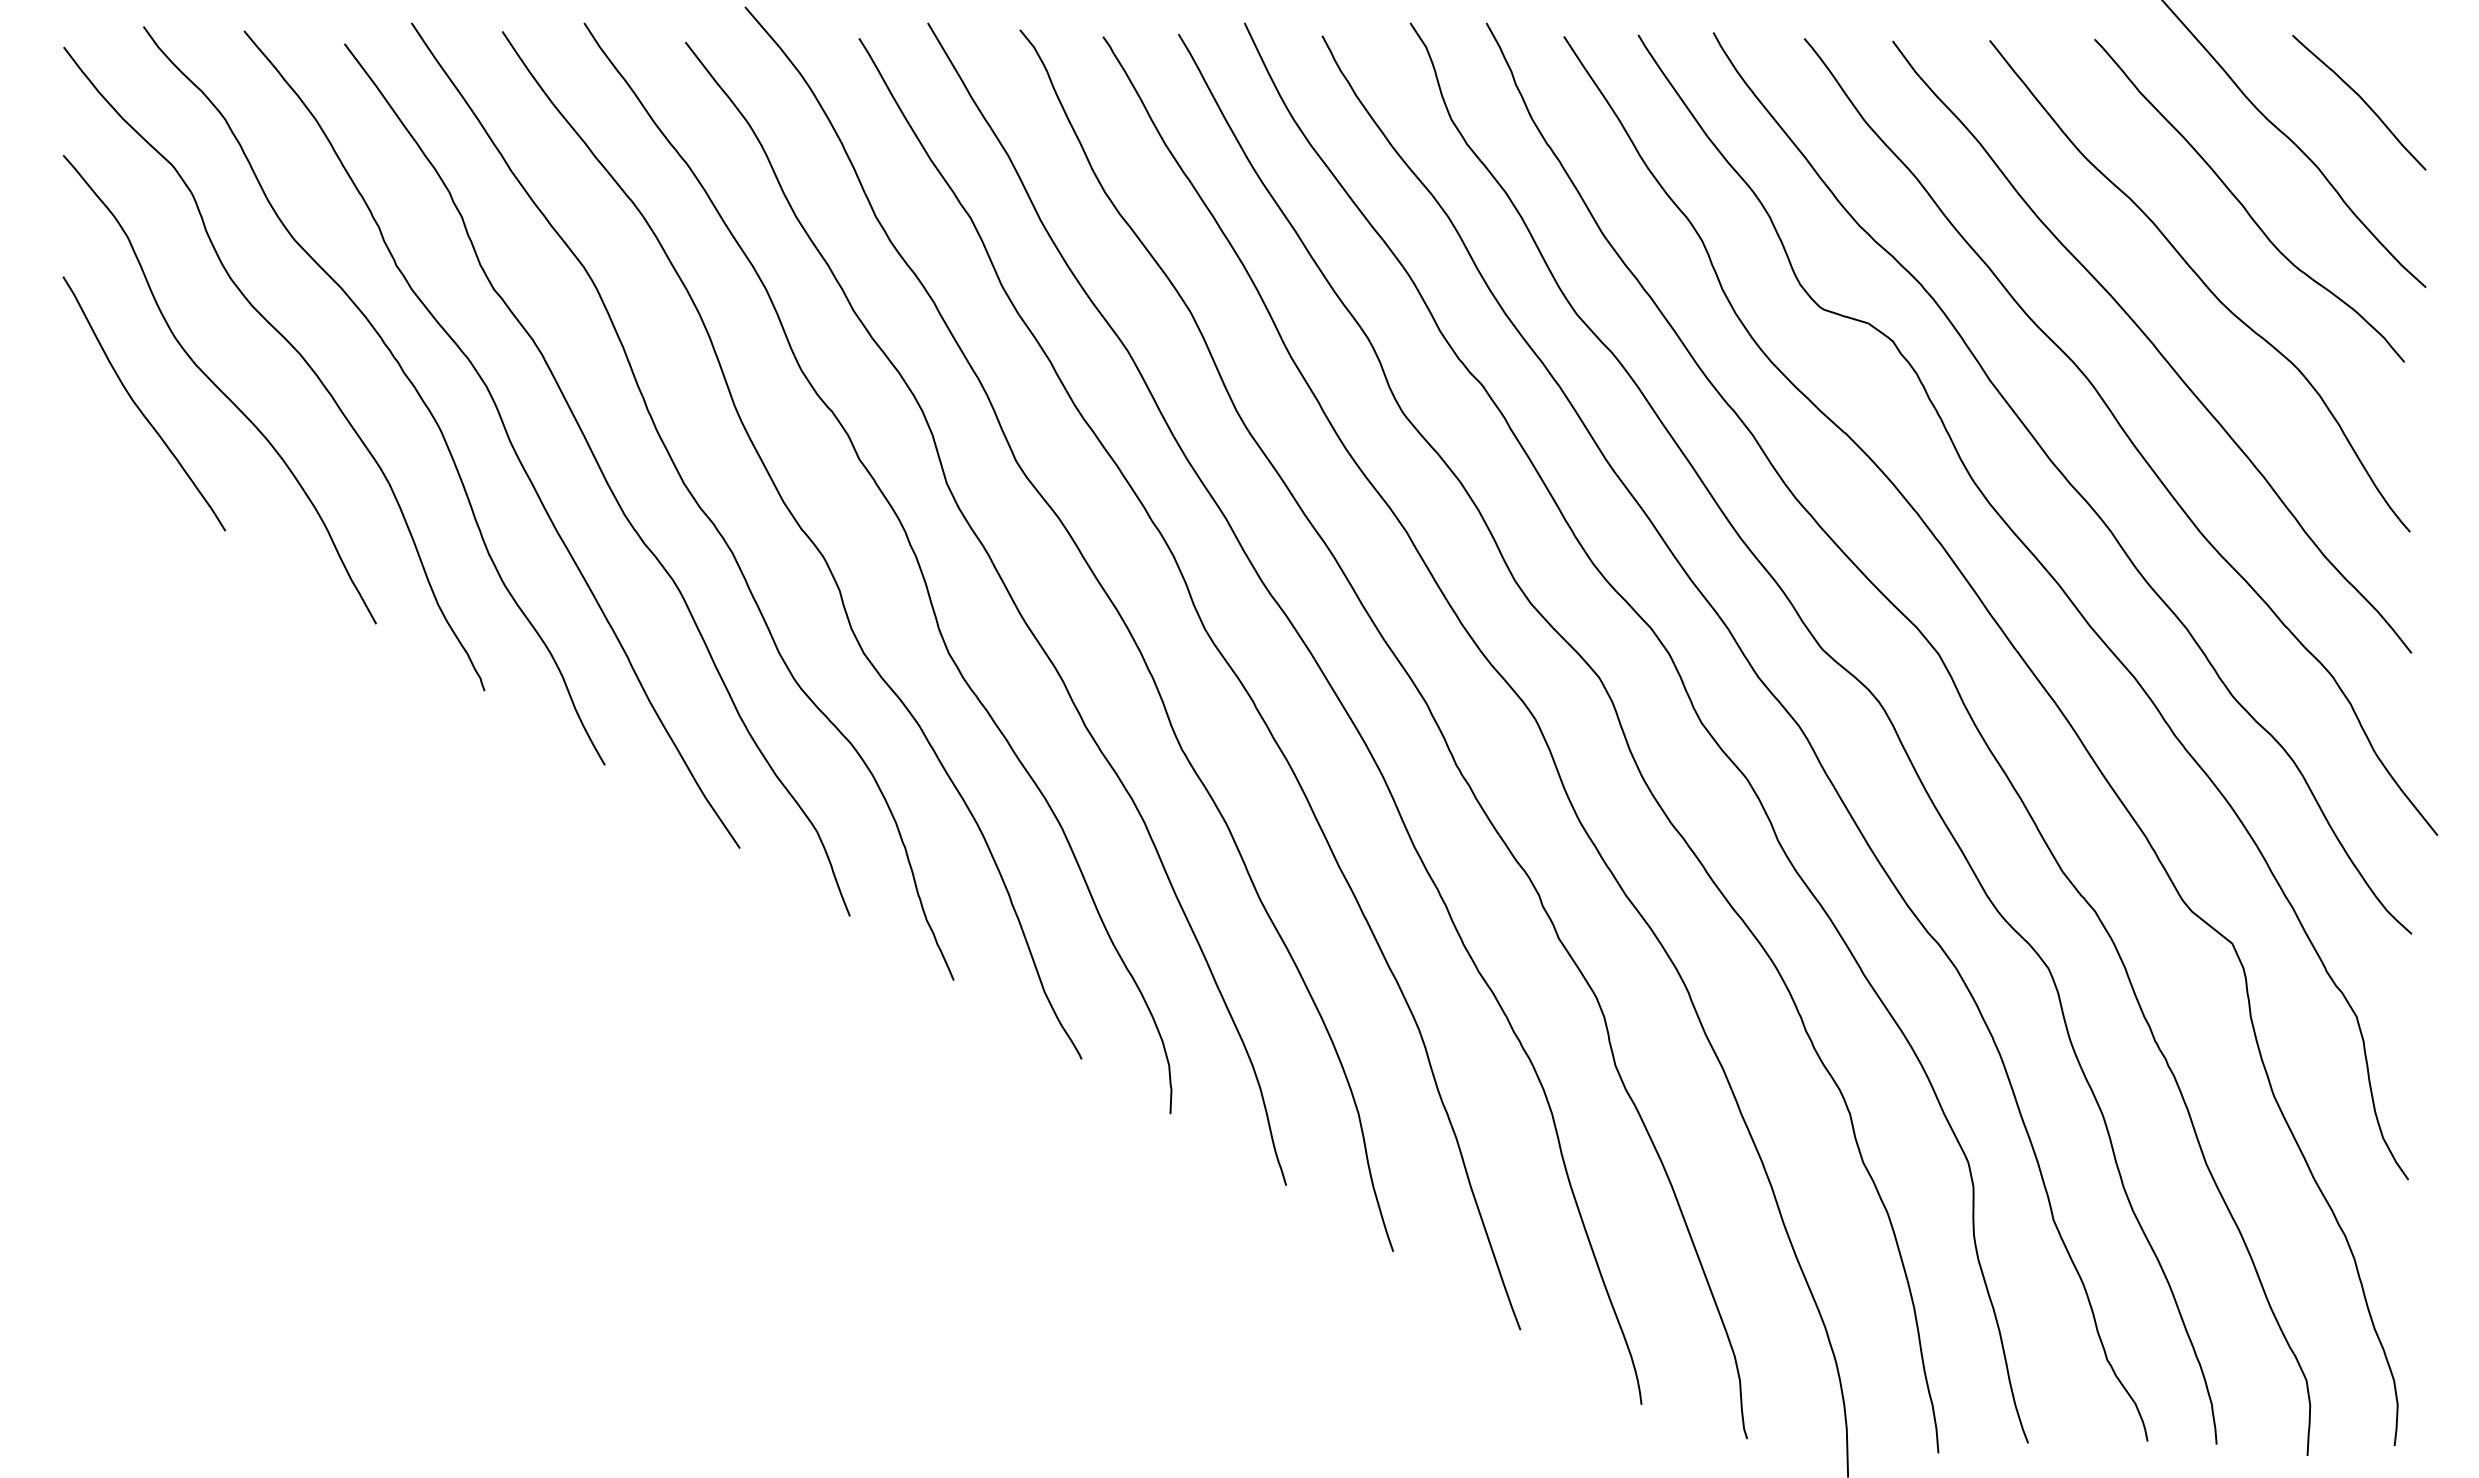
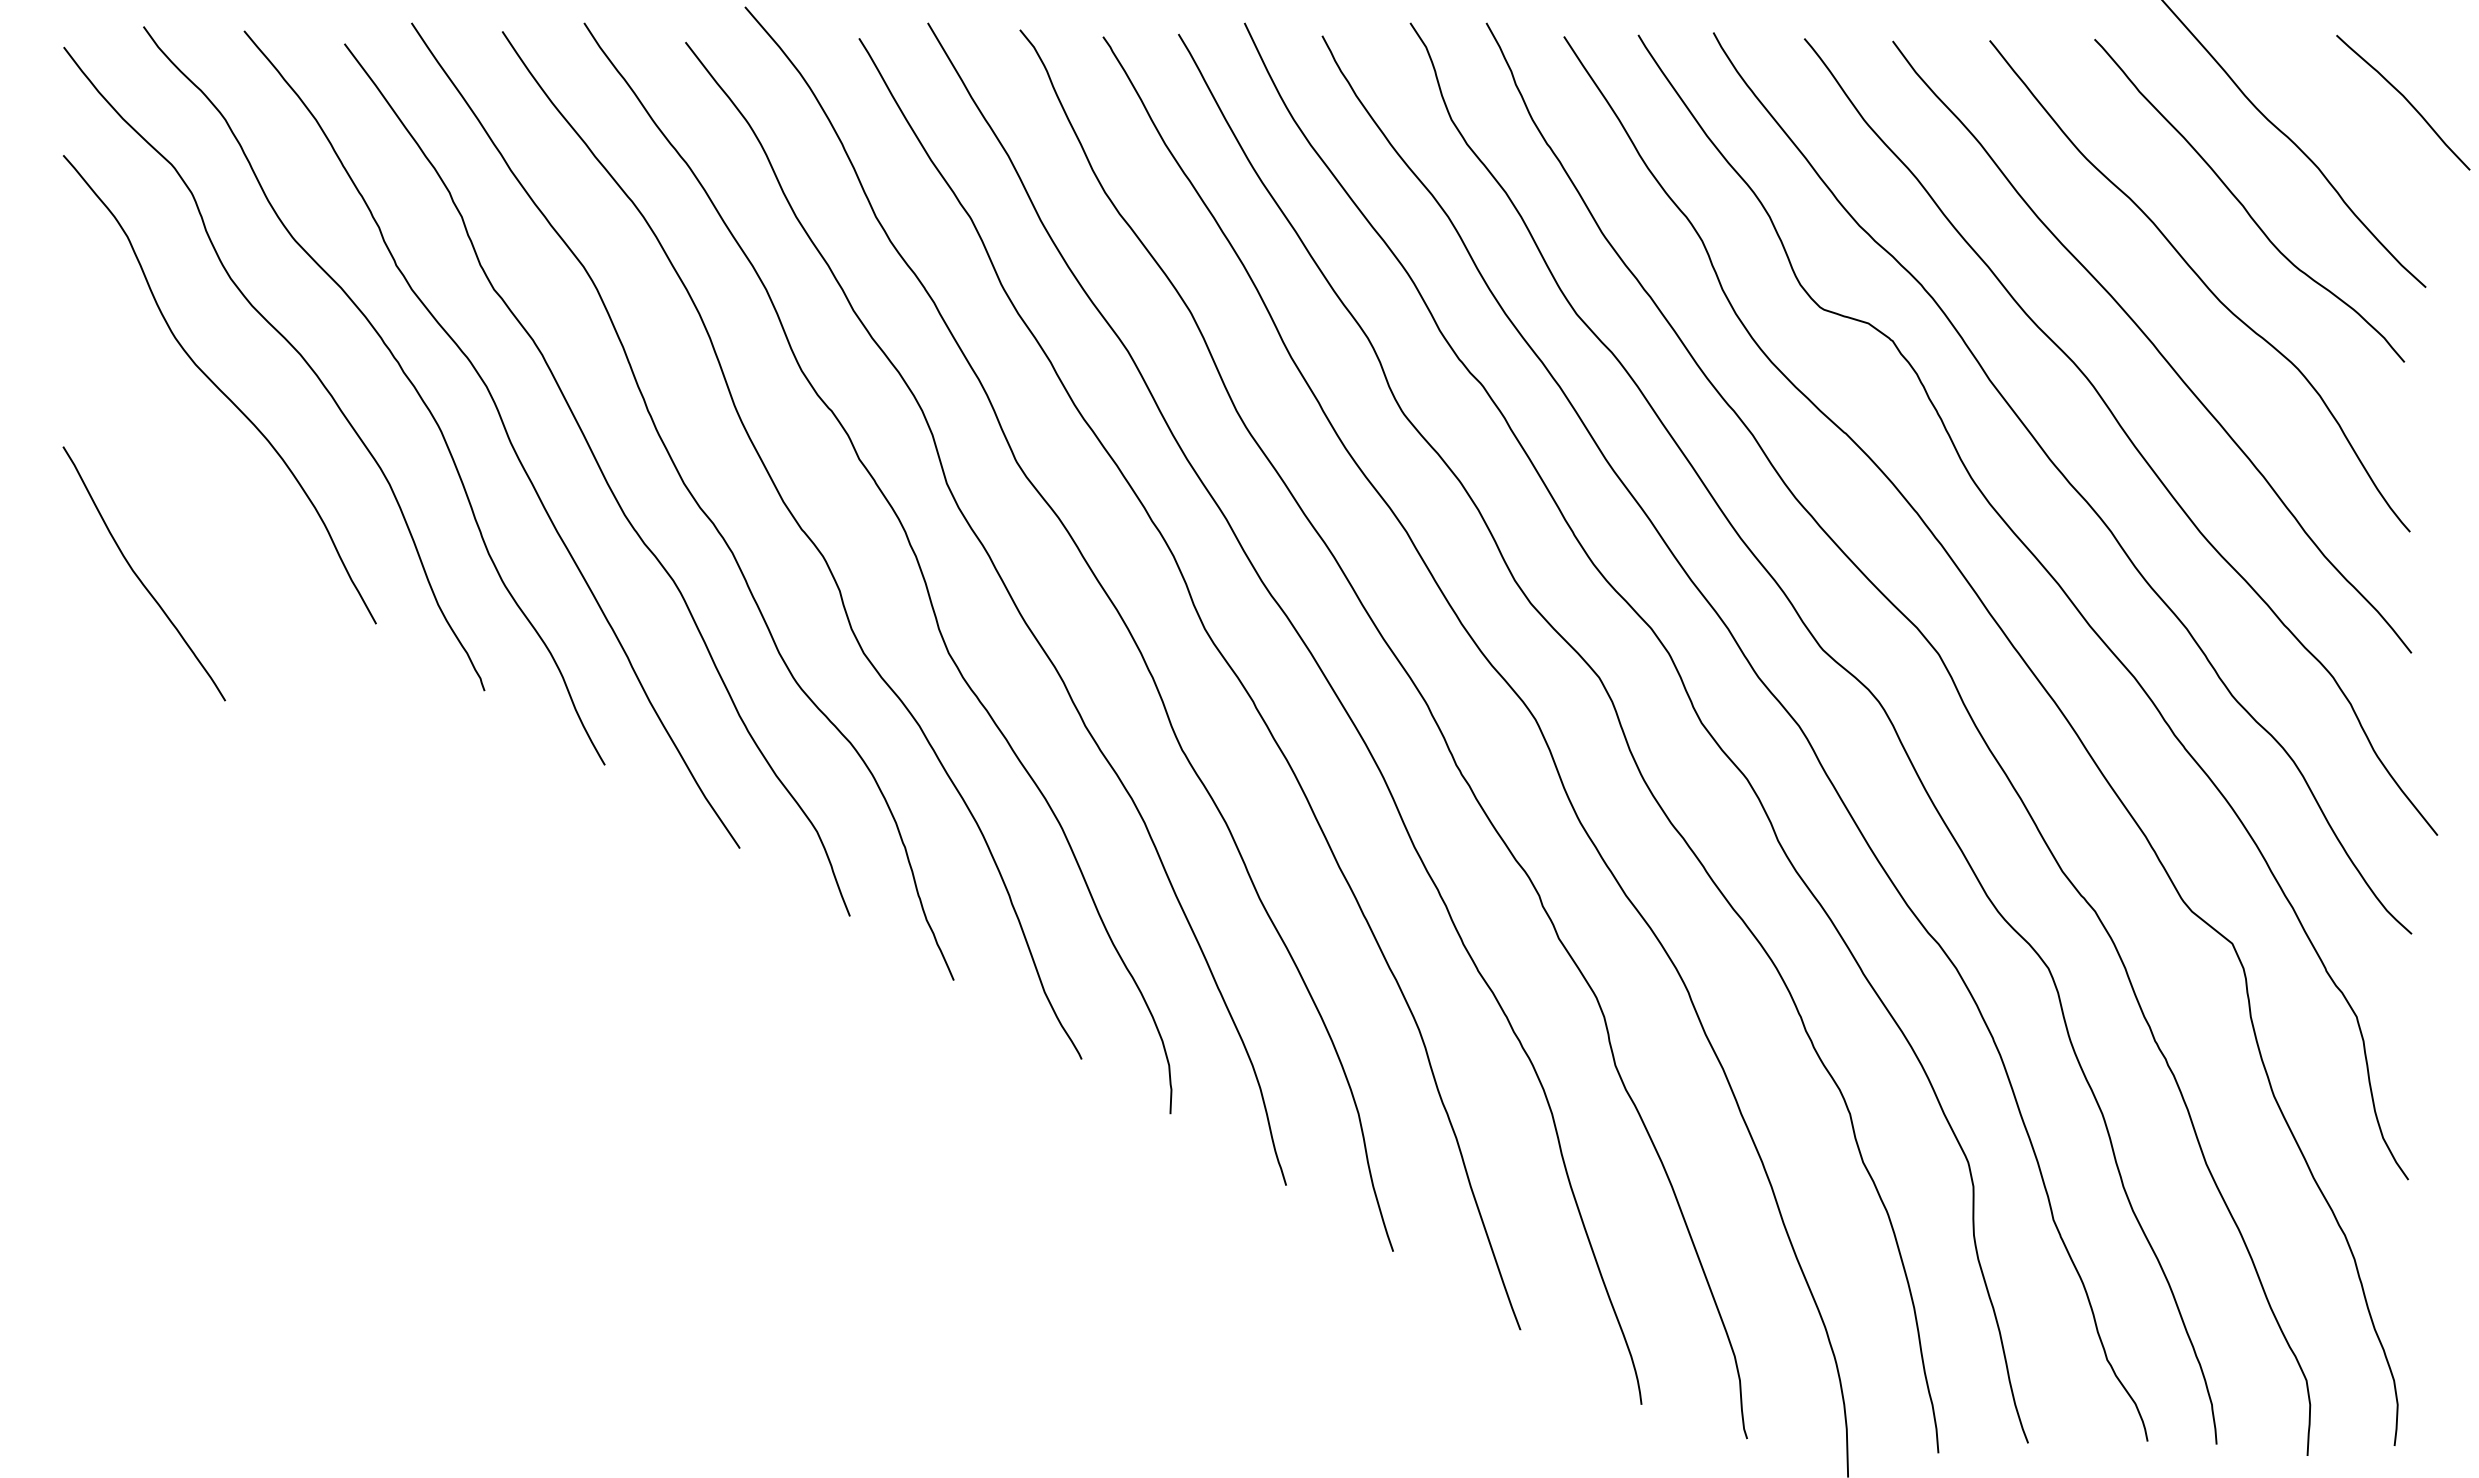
curve position: (2361, 99) -> (2405, 99) (2405, 99)
curve position: (139, 407) -> (139, 577) (139, 577)
